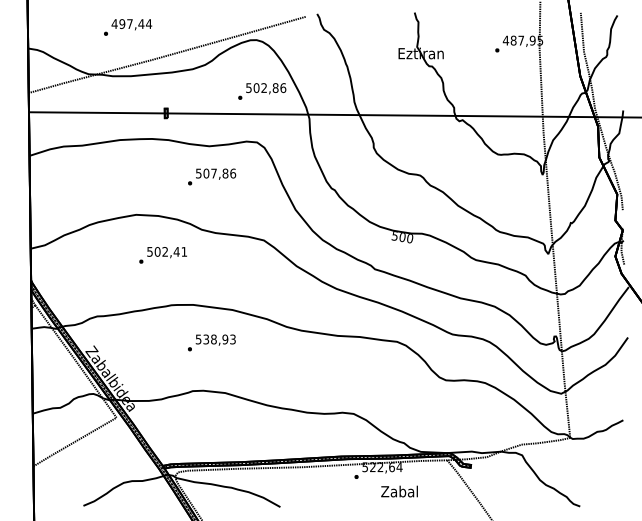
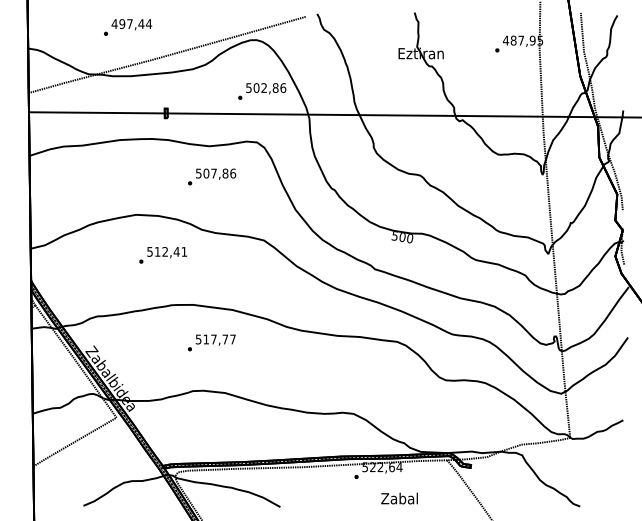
text: 502,41 -> 512,41 (157, 251)
text: 538,93 -> 517,77 (219, 339)
text position: (399, 491) -> (399, 498) (399, 498)
